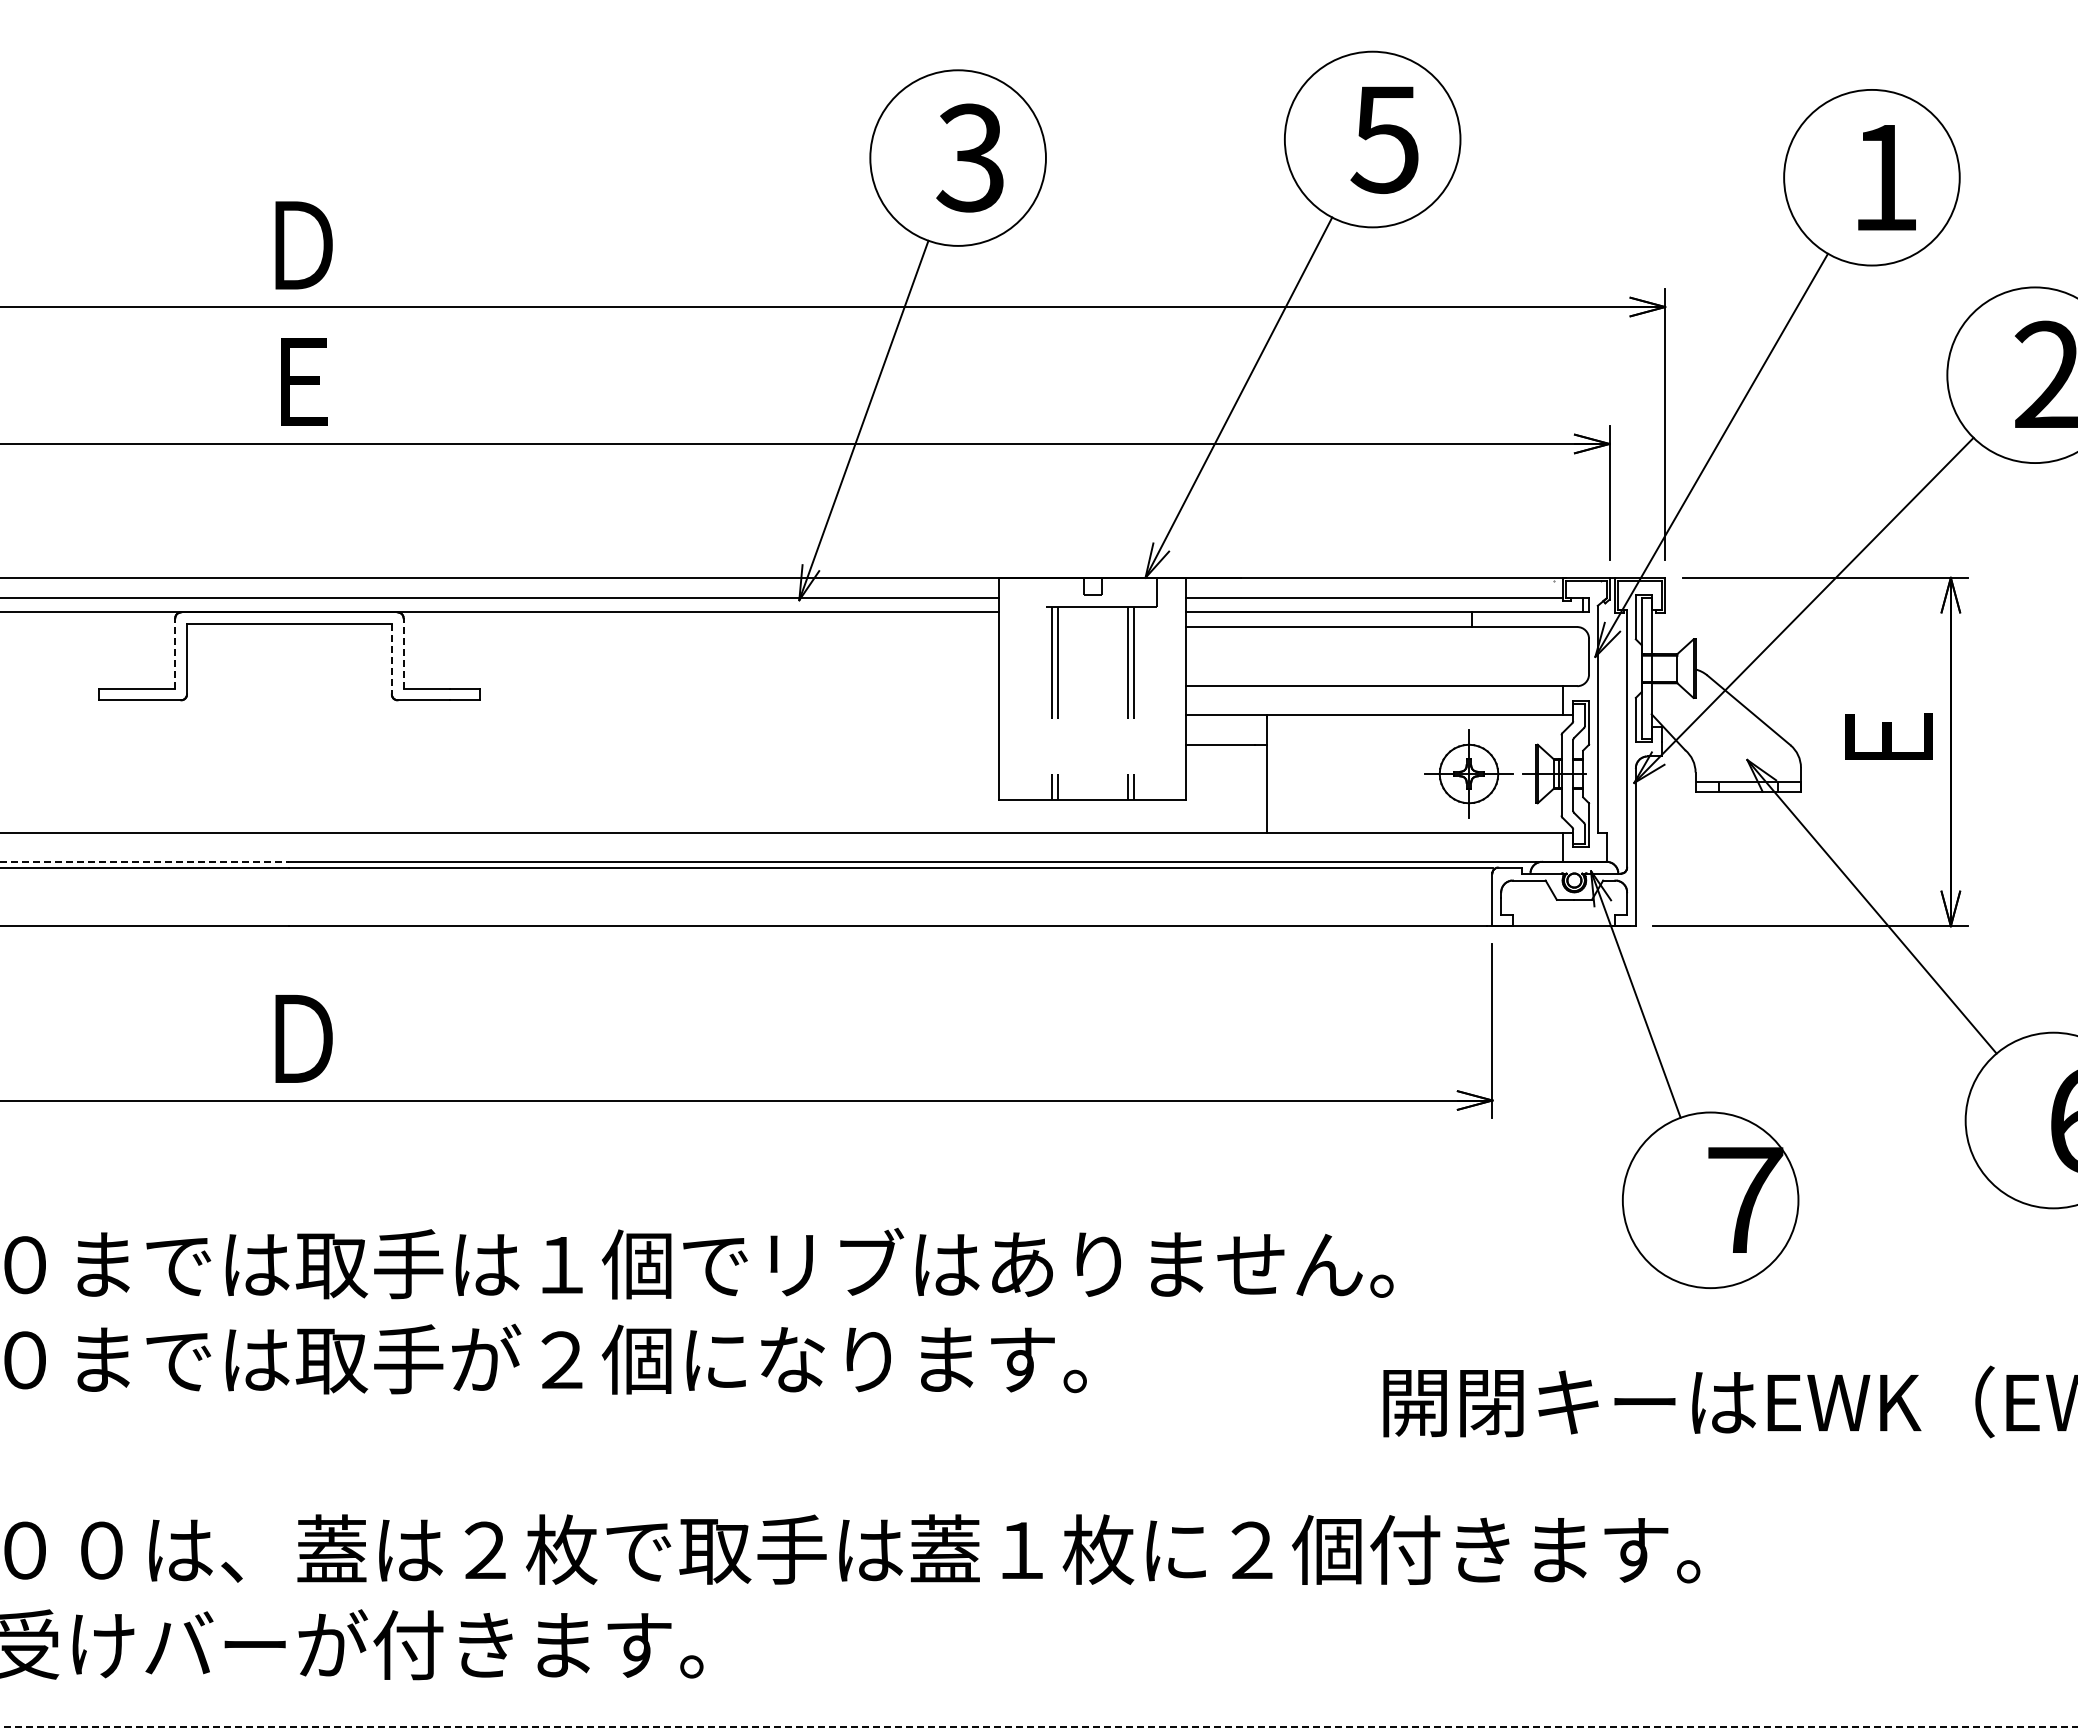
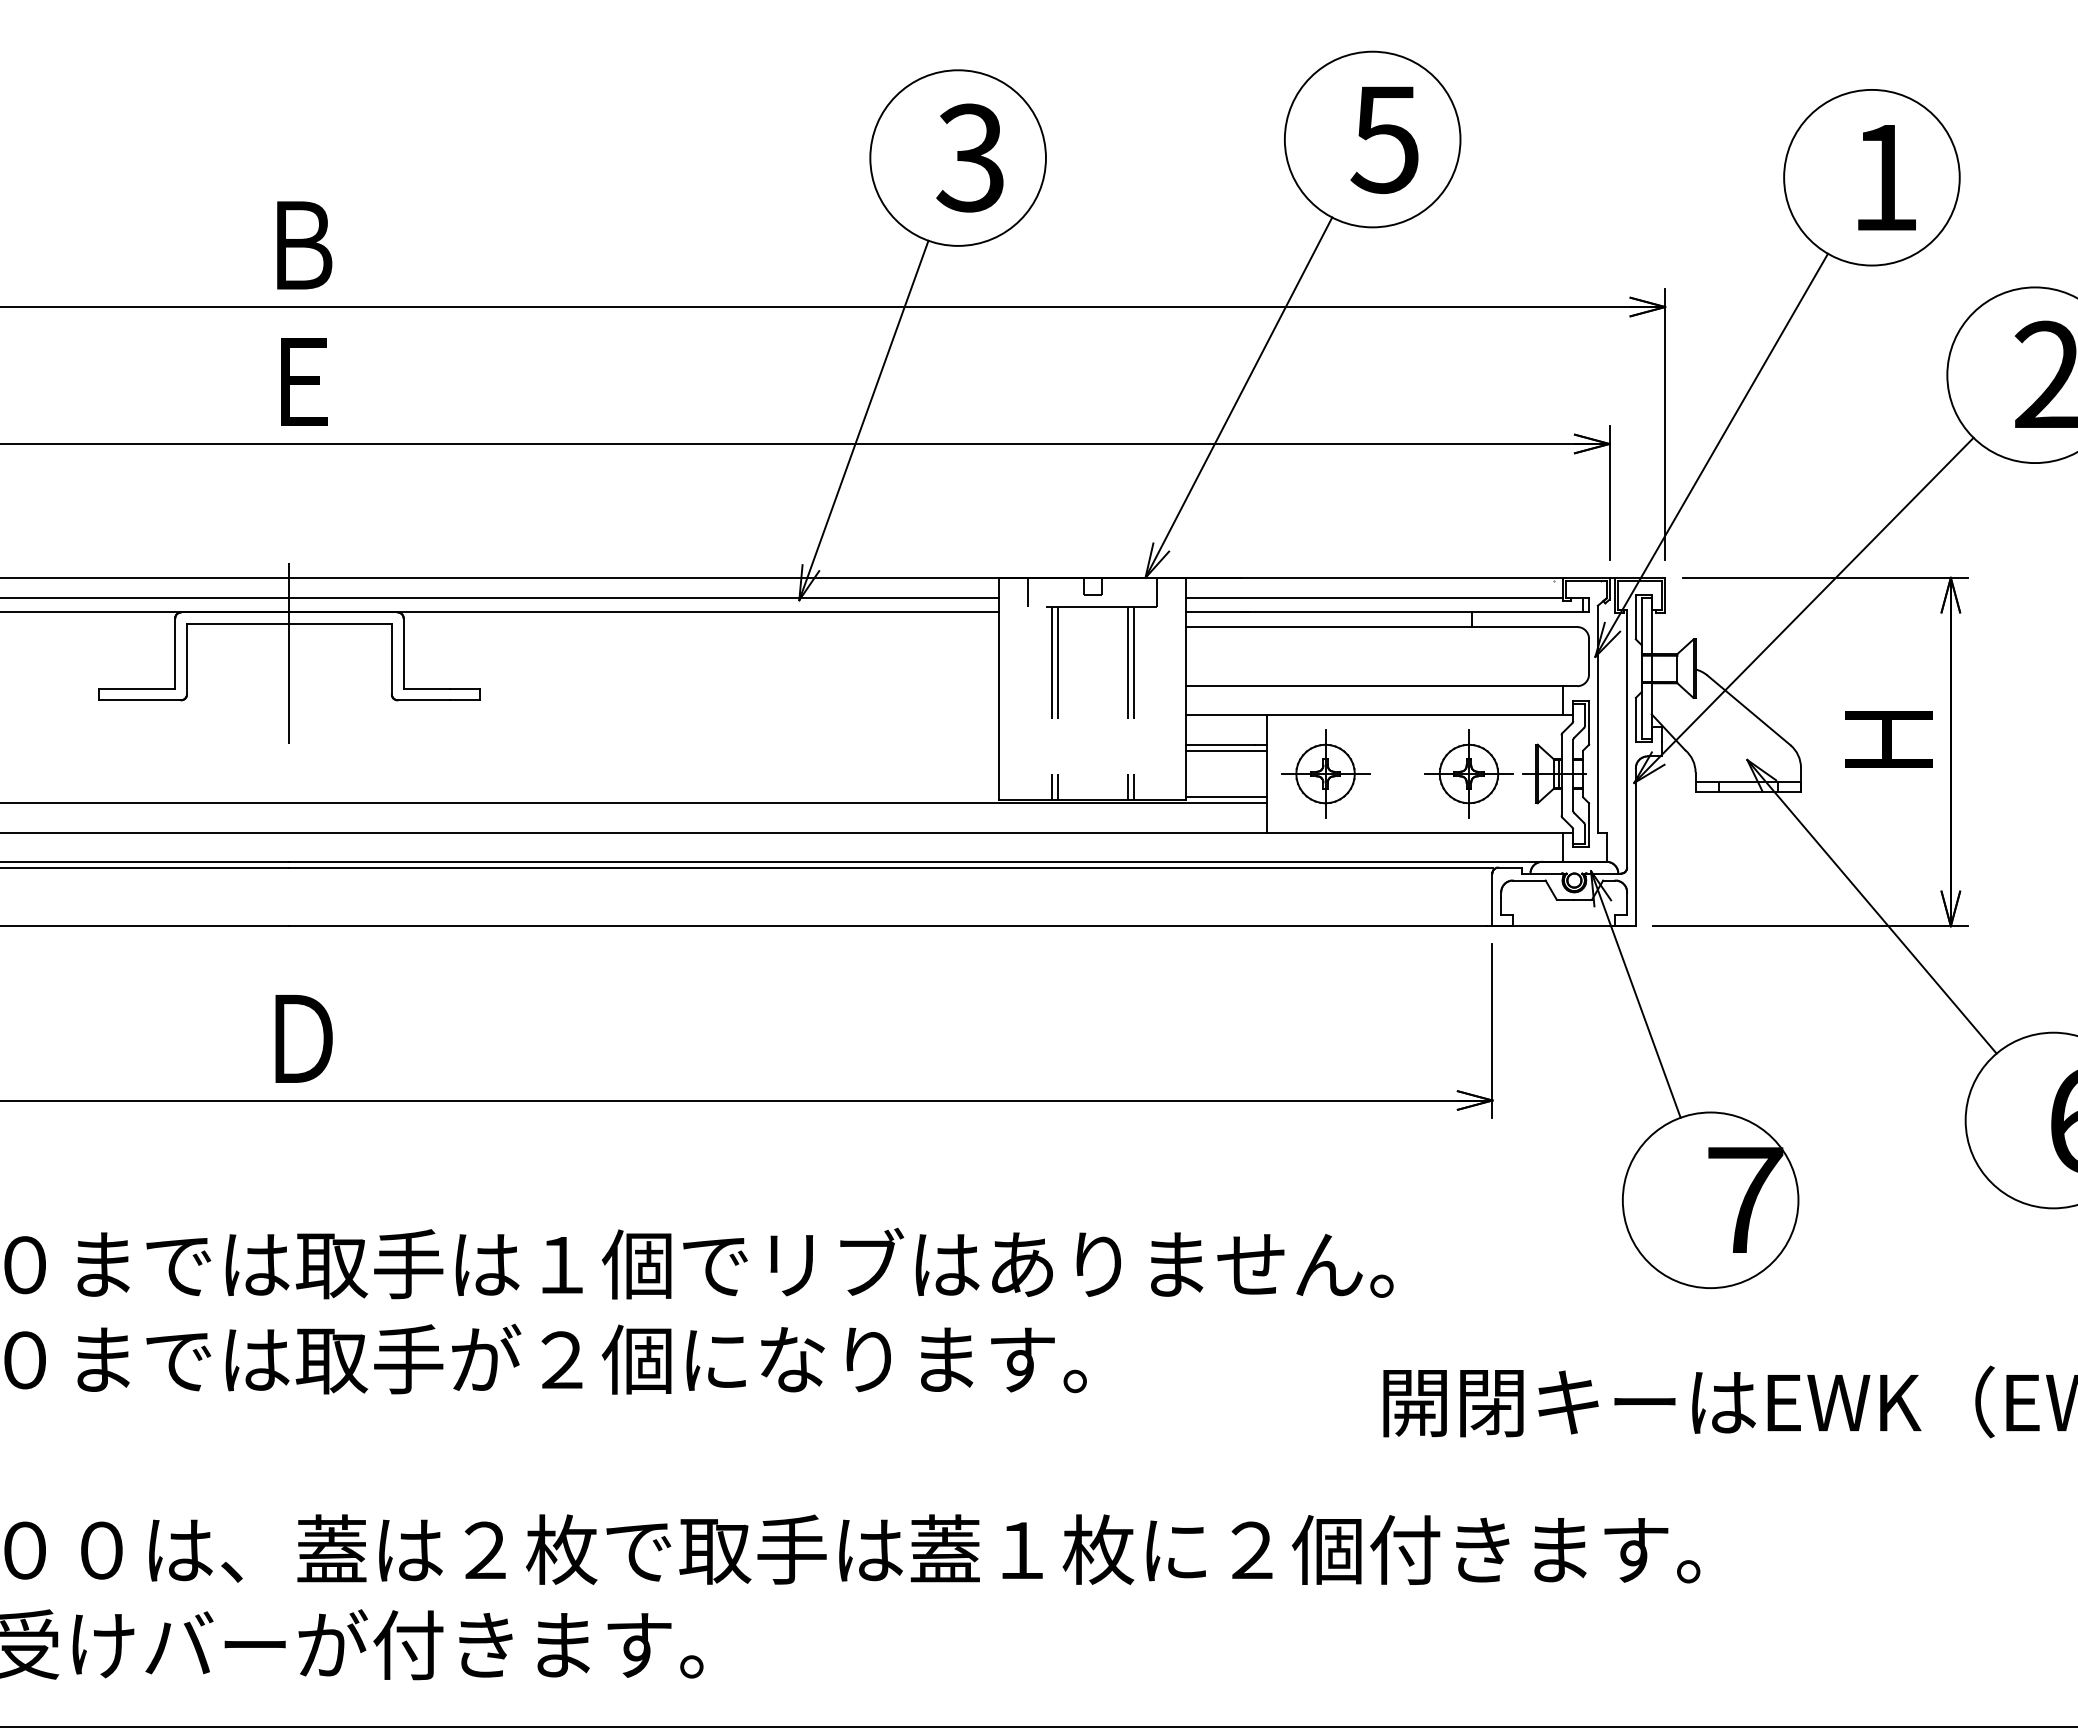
text: Ｄ -> Ｂ (303, 245)
line: none -> present (1028, 592)
line: dashed -> solid (175, 652)
line: dashed -> solid (403, 652)
line: none -> present (289, 653)
line: dashed -> solid (391, 659)
text: Ｅ -> Ｈ (1888, 739)
line: none -> present (1226, 750)
part: none -> present (1325, 773)
line: none -> present (1226, 797)
line: none -> present (634, 803)
line: dashed -> solid (145, 861)
line: dashed -> solid (1038, 1727)
